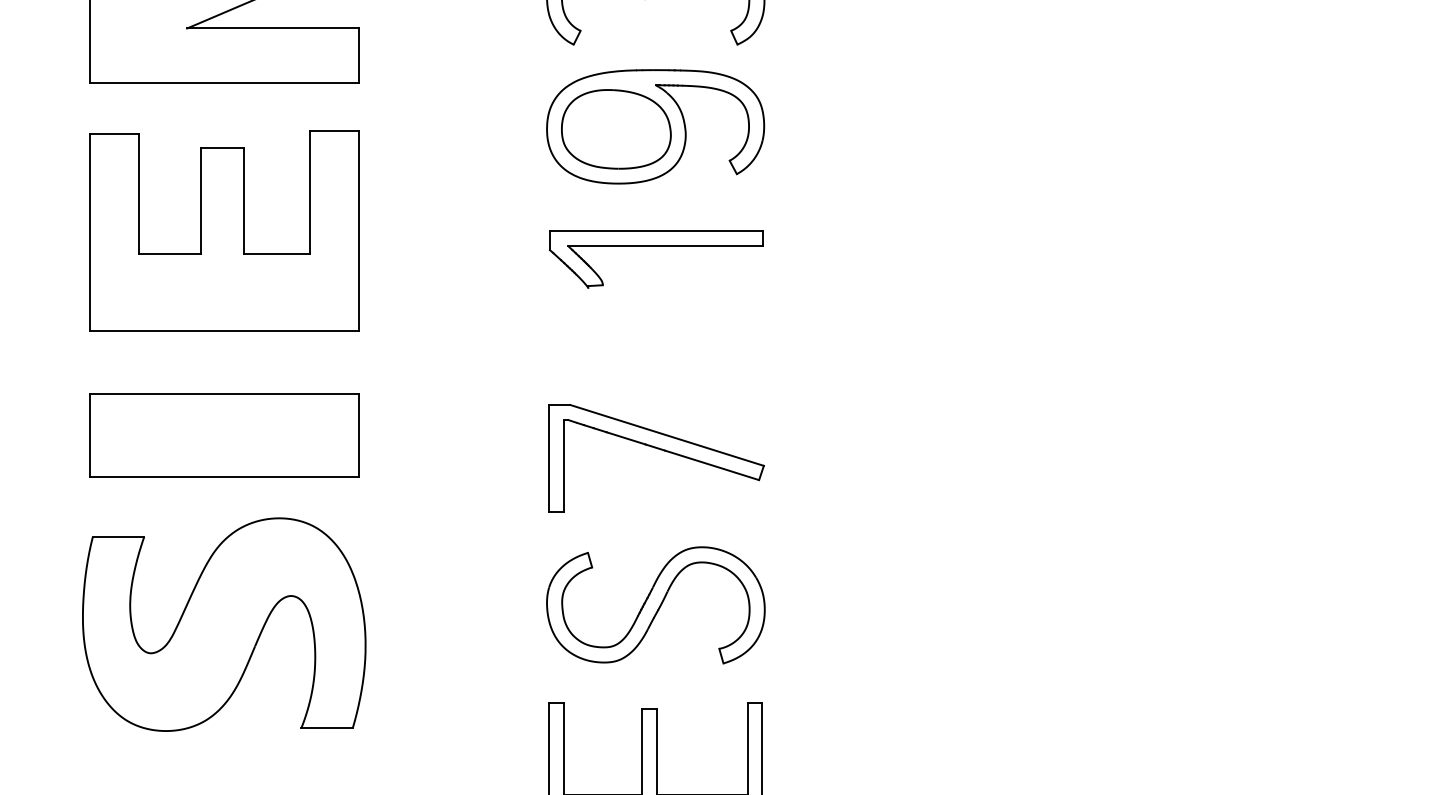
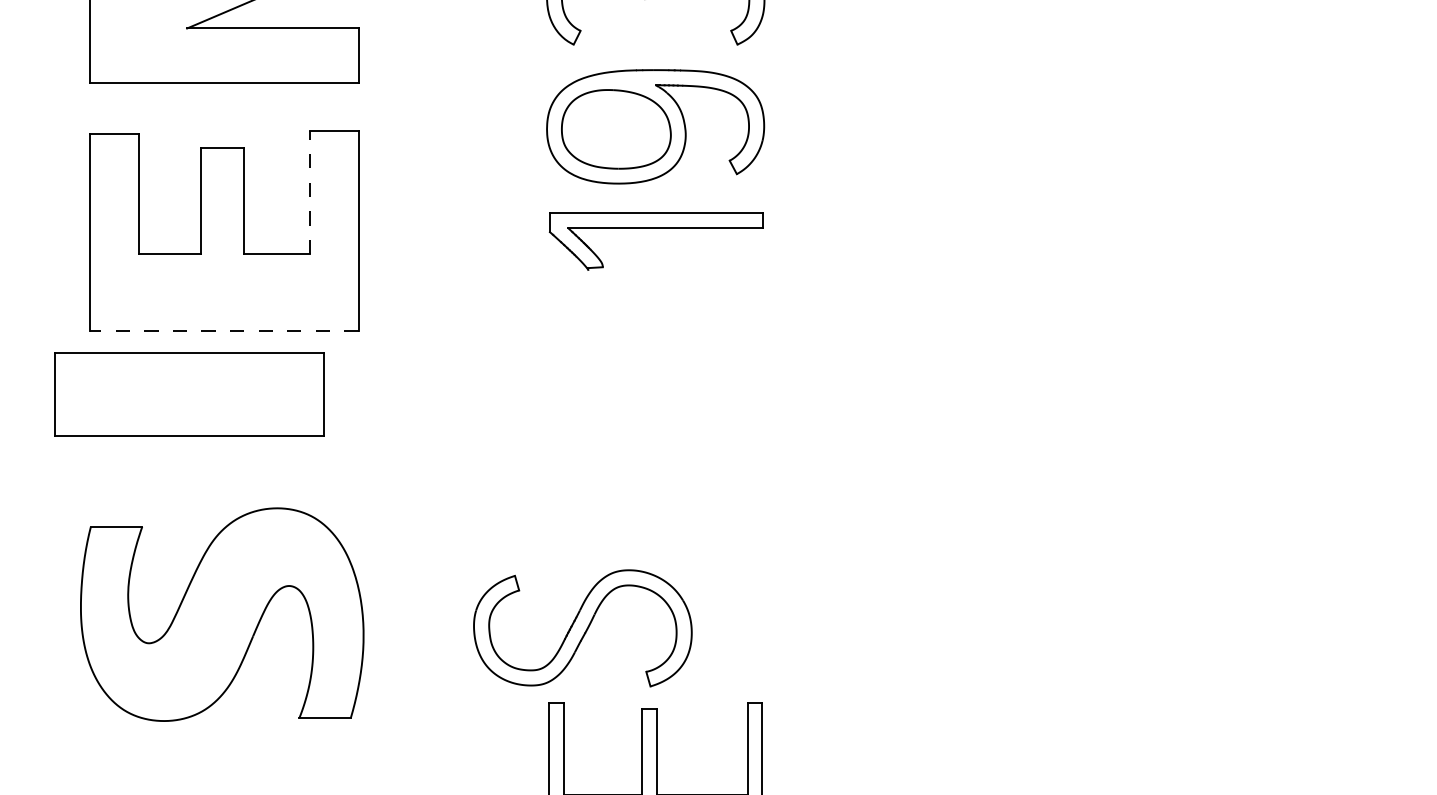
line: solid -> dashed (309, 192)
part position: (655, 246) -> (655, 228) (655, 228)
line: solid -> dashed (223, 331)
part position: (224, 435) -> (189, 394) (189, 394)
part: present -> none (660, 450)
part position: (655, 605) -> (582, 628) (582, 628)
part position: (224, 624) -> (222, 614) (222, 614)
